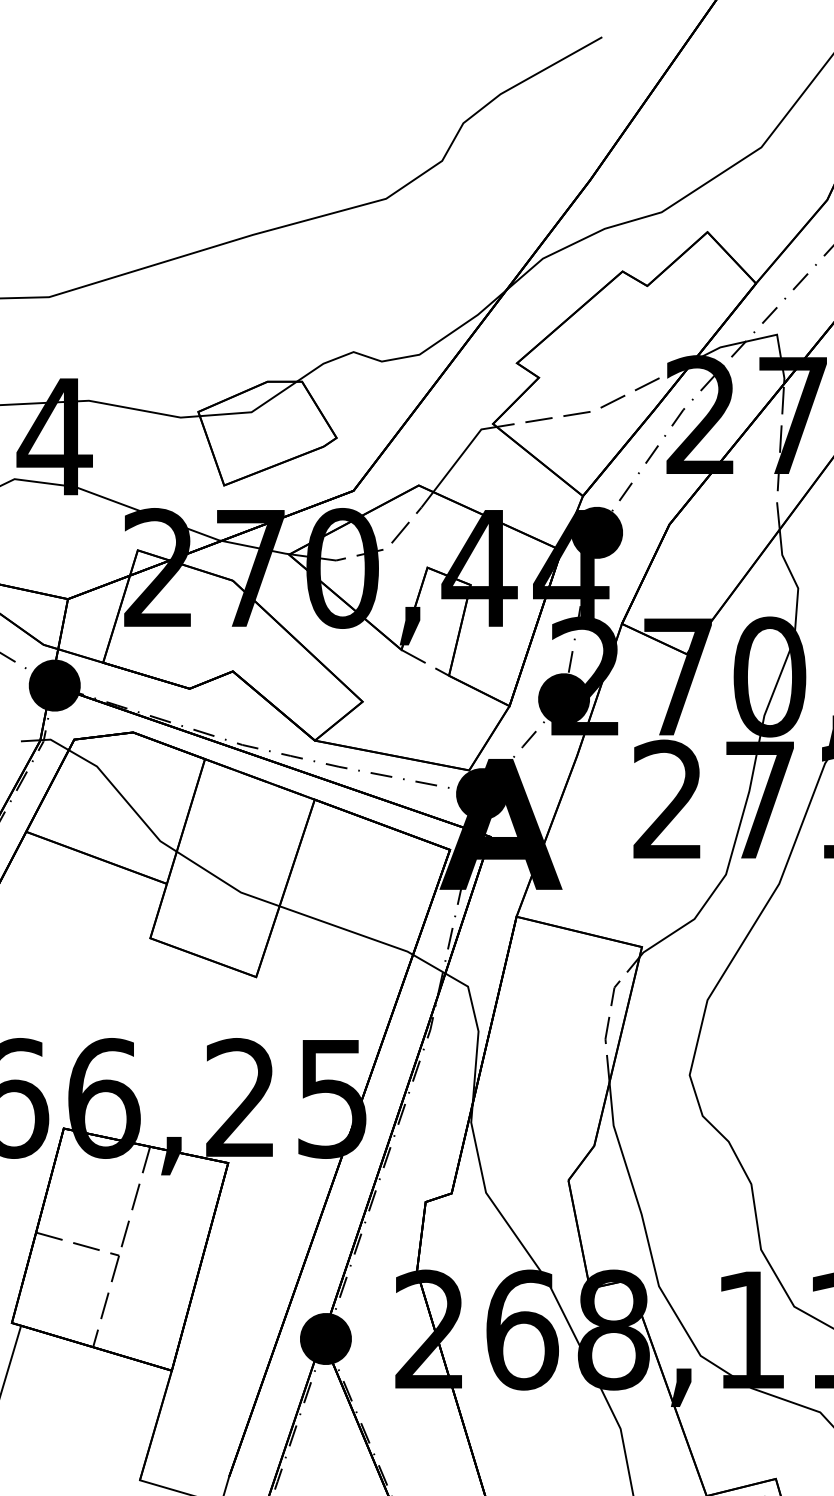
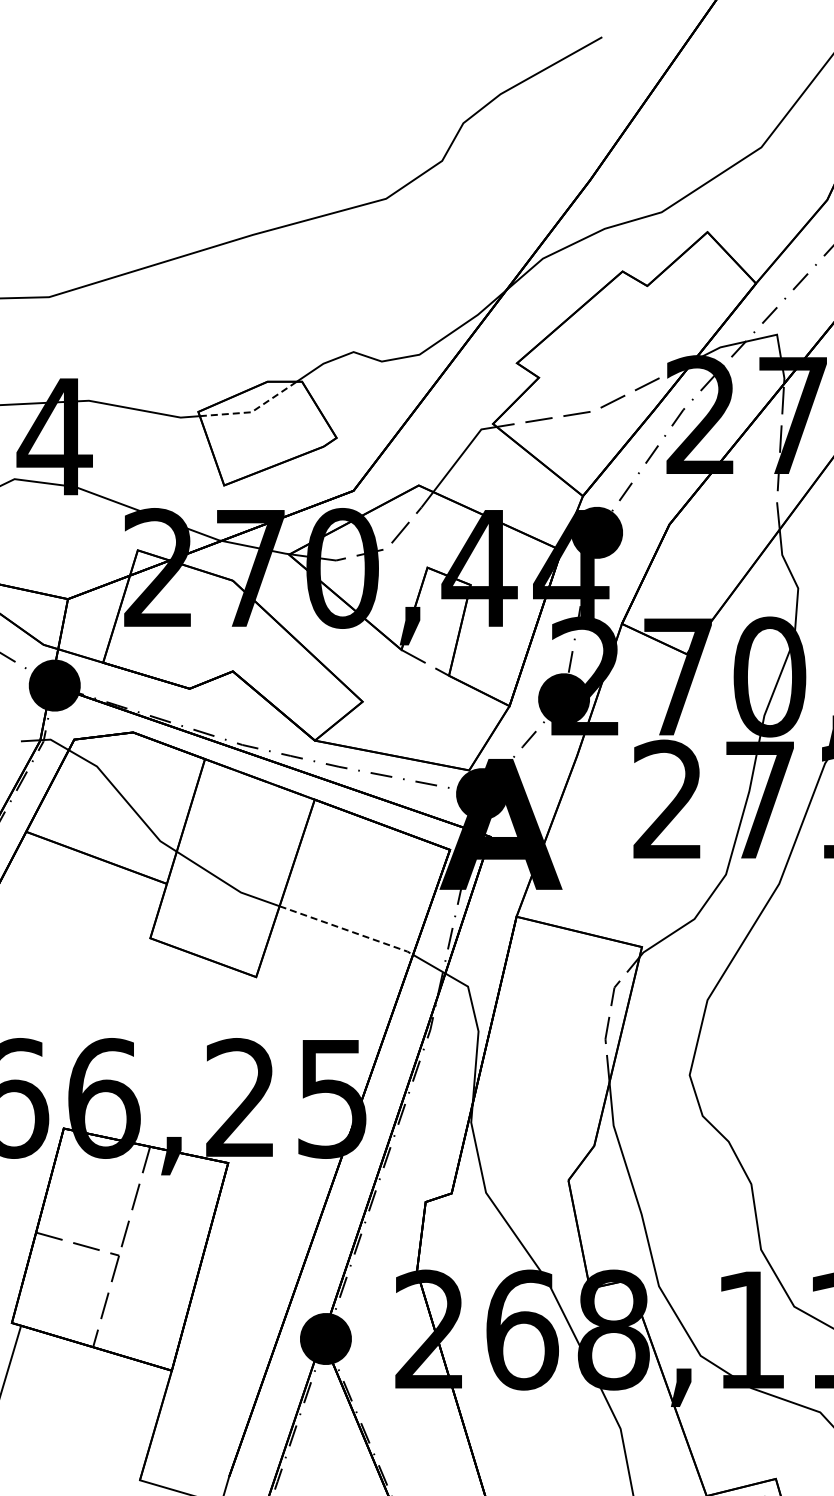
line: solid -> dashed (252, 411)
line: solid -> dashed (347, 930)
